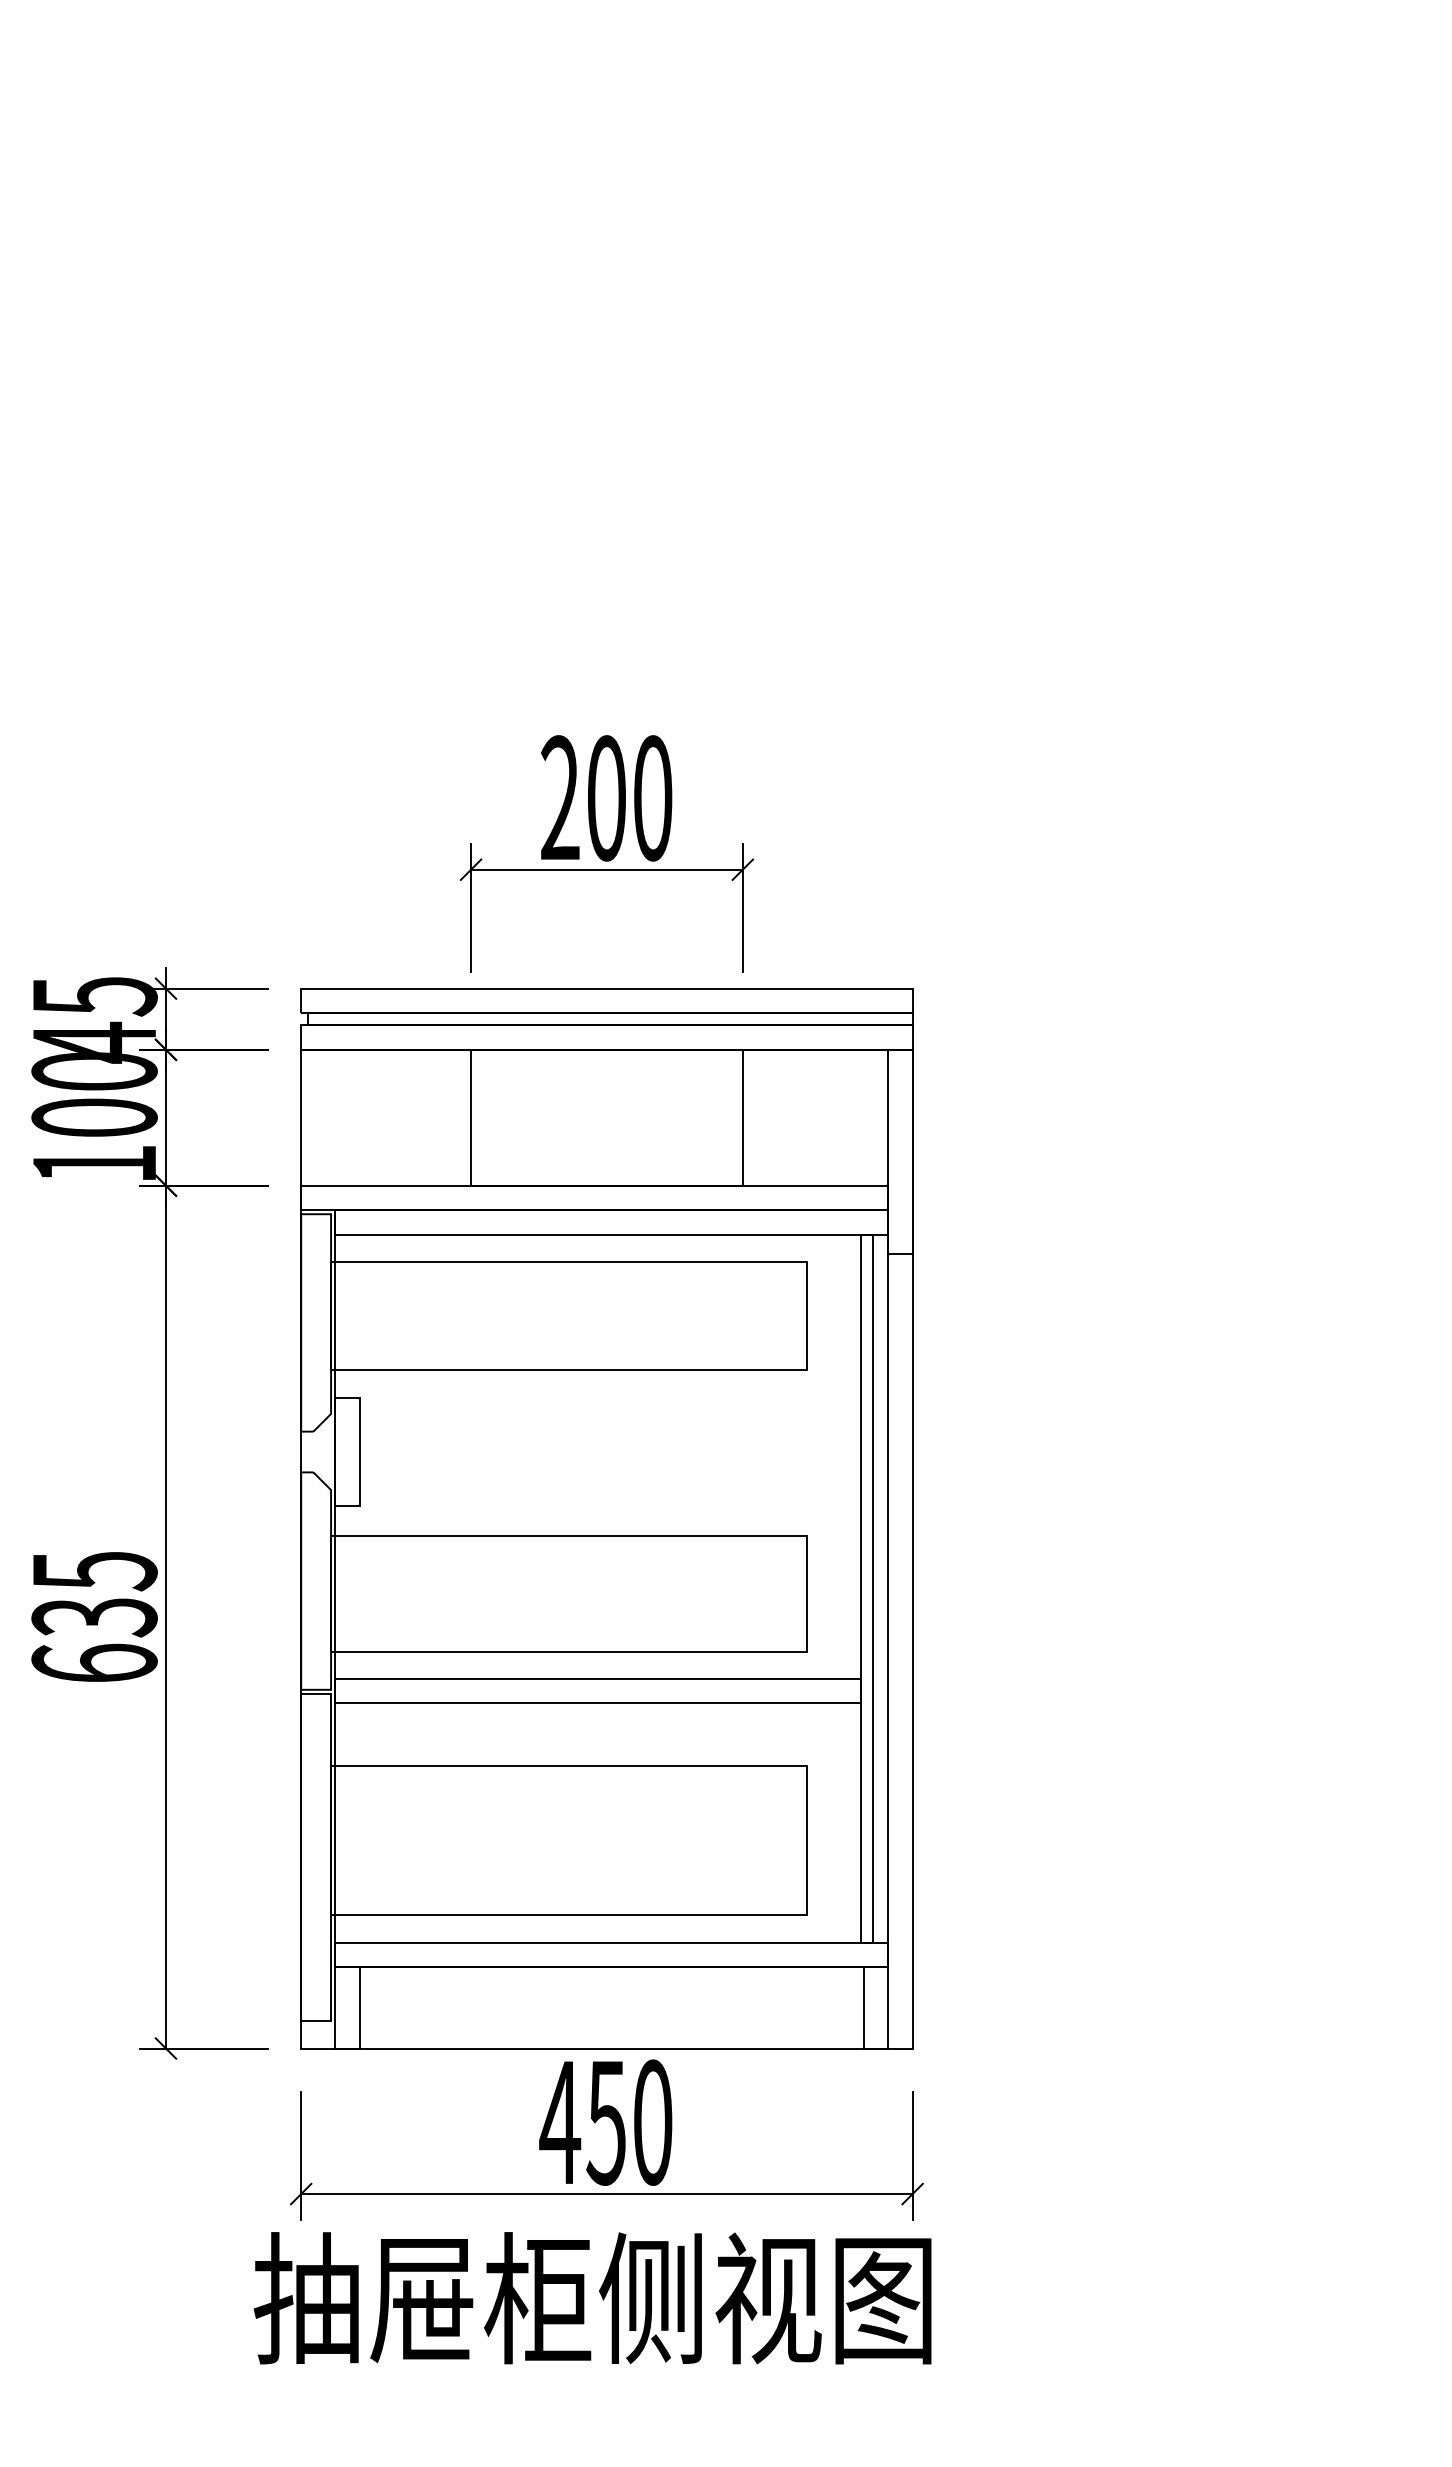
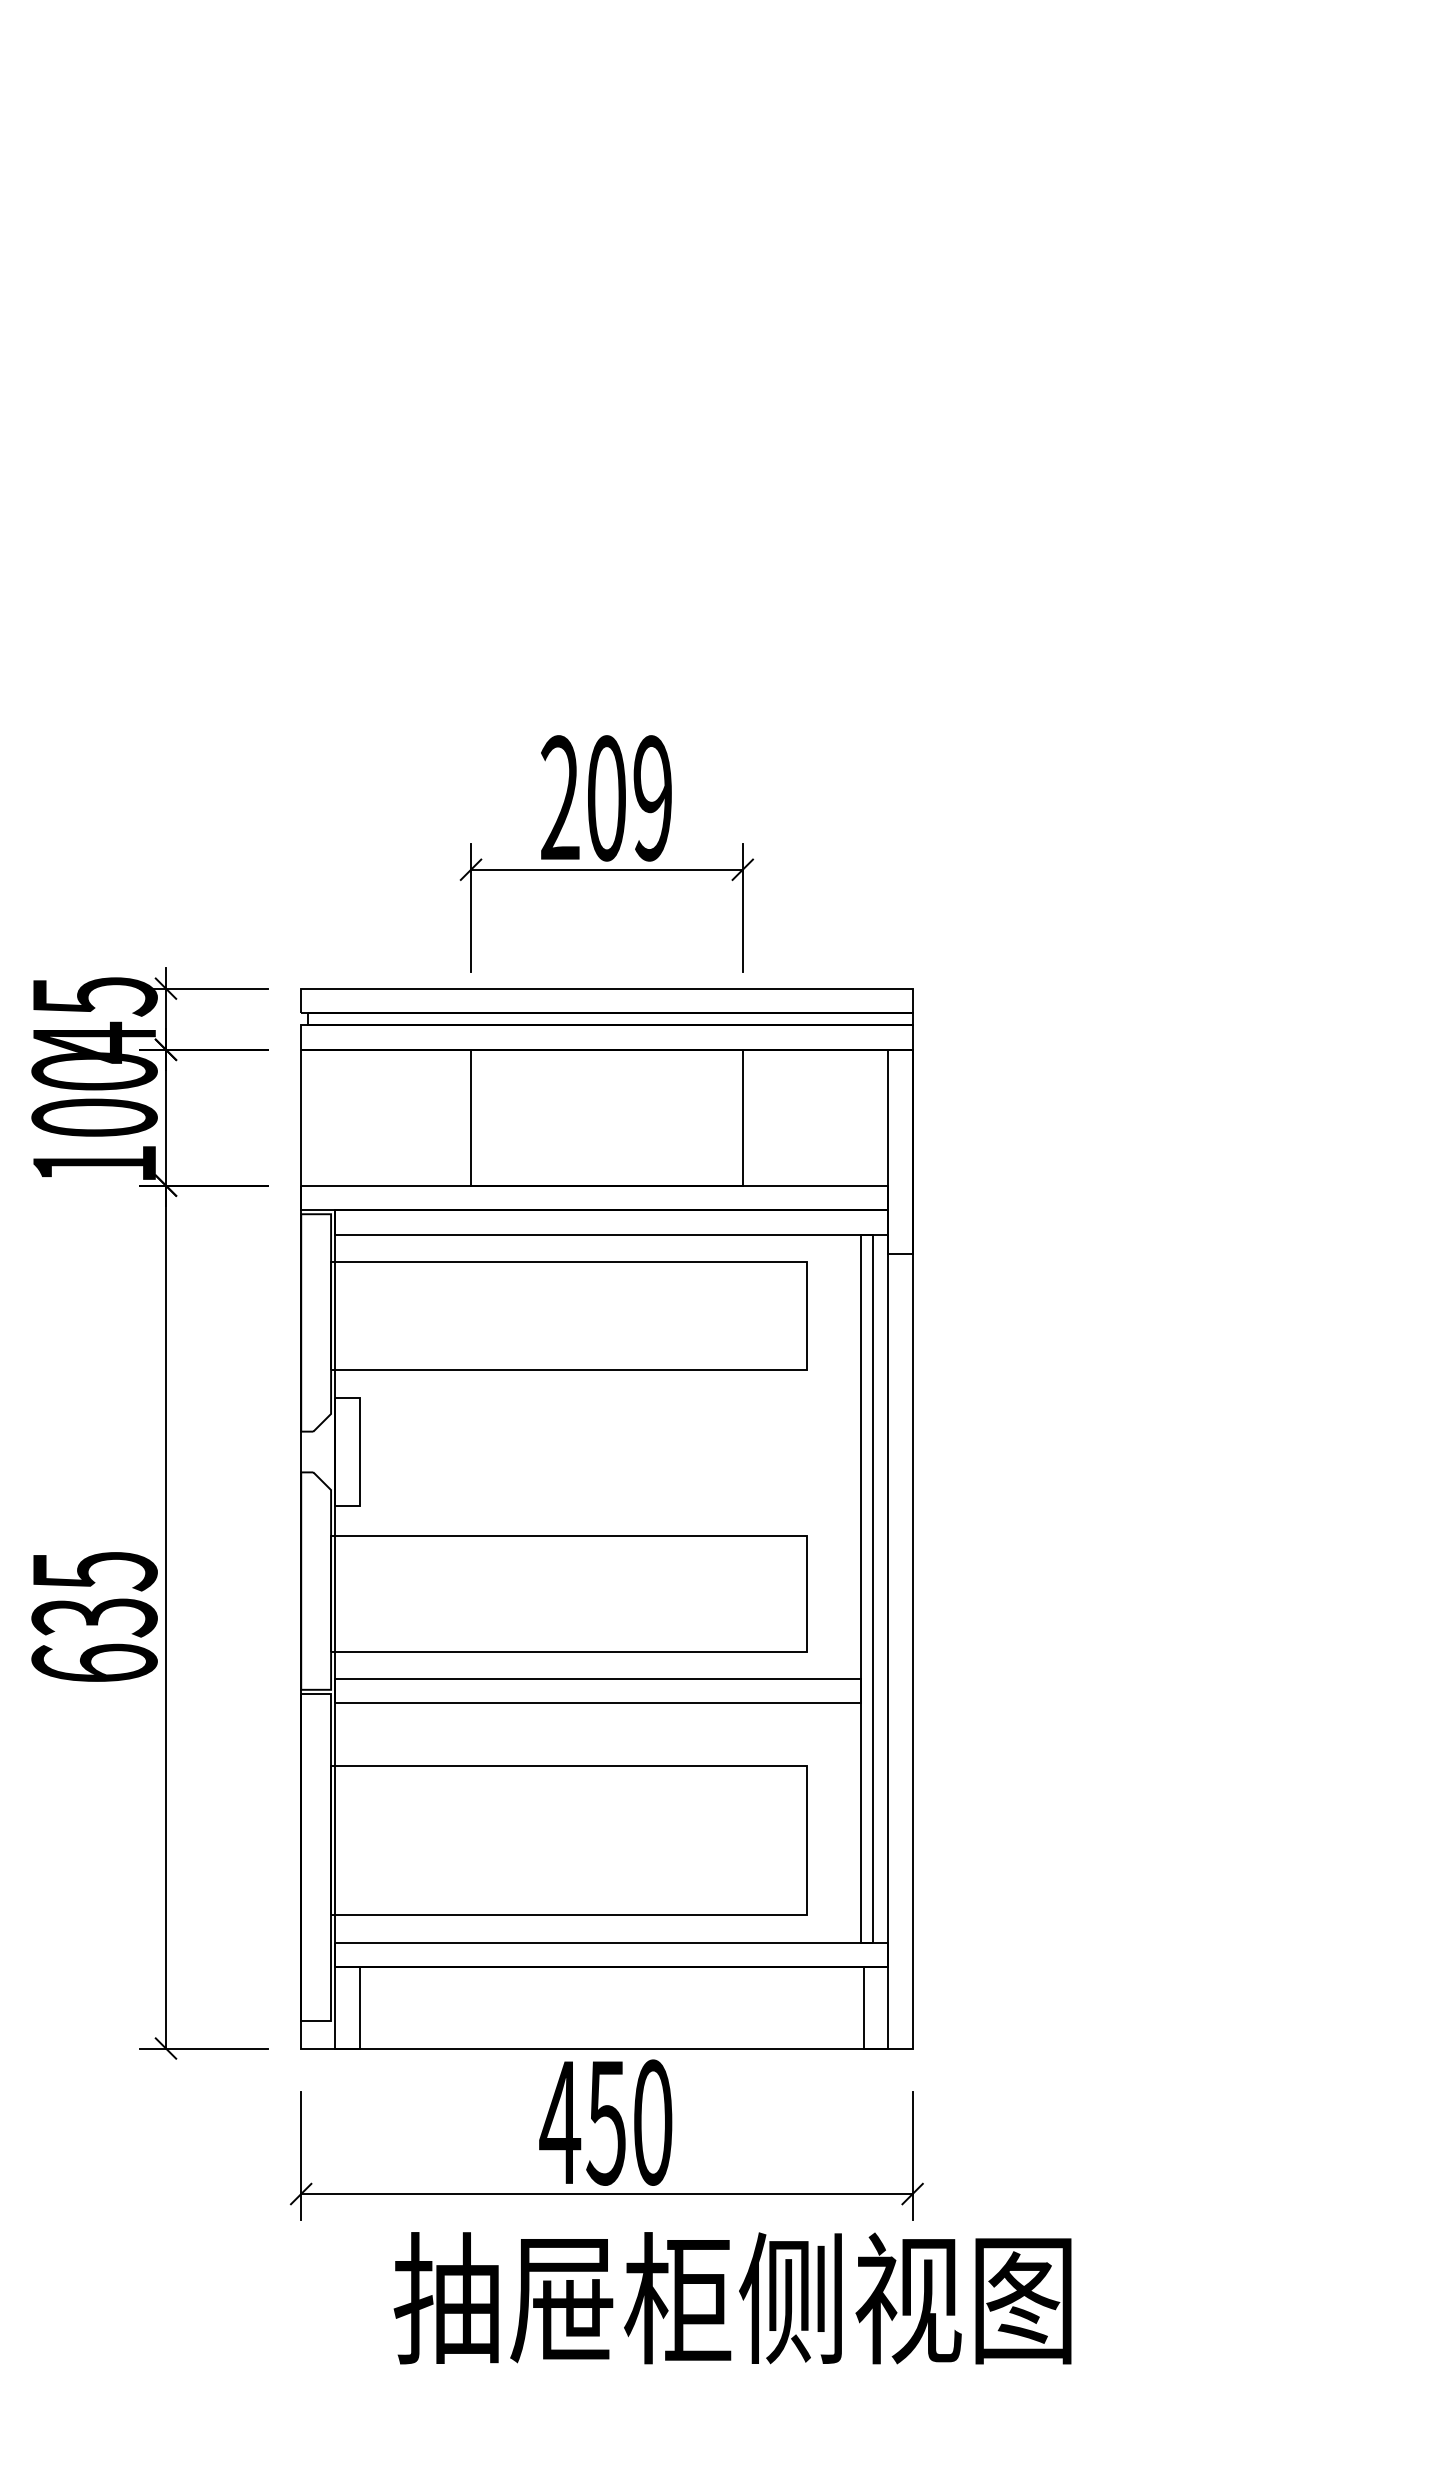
text: 200 -> 209 (652, 798)
text position: (592, 2298) -> (732, 2298) (732, 2298)
